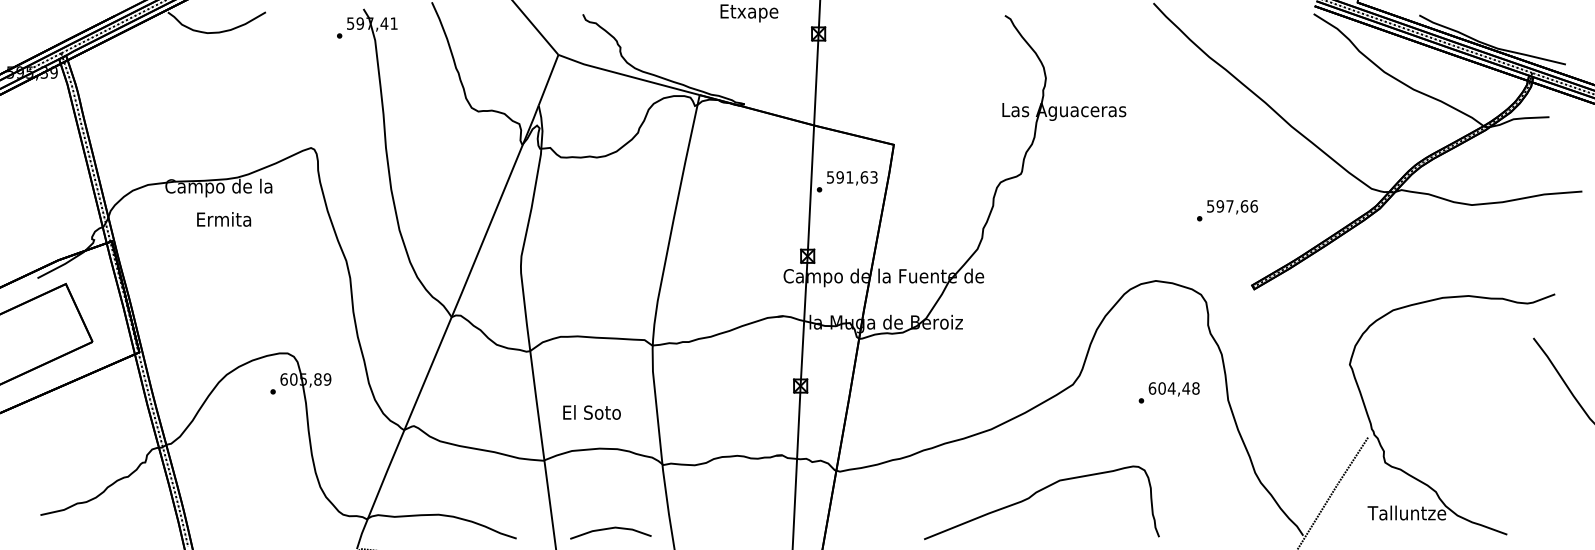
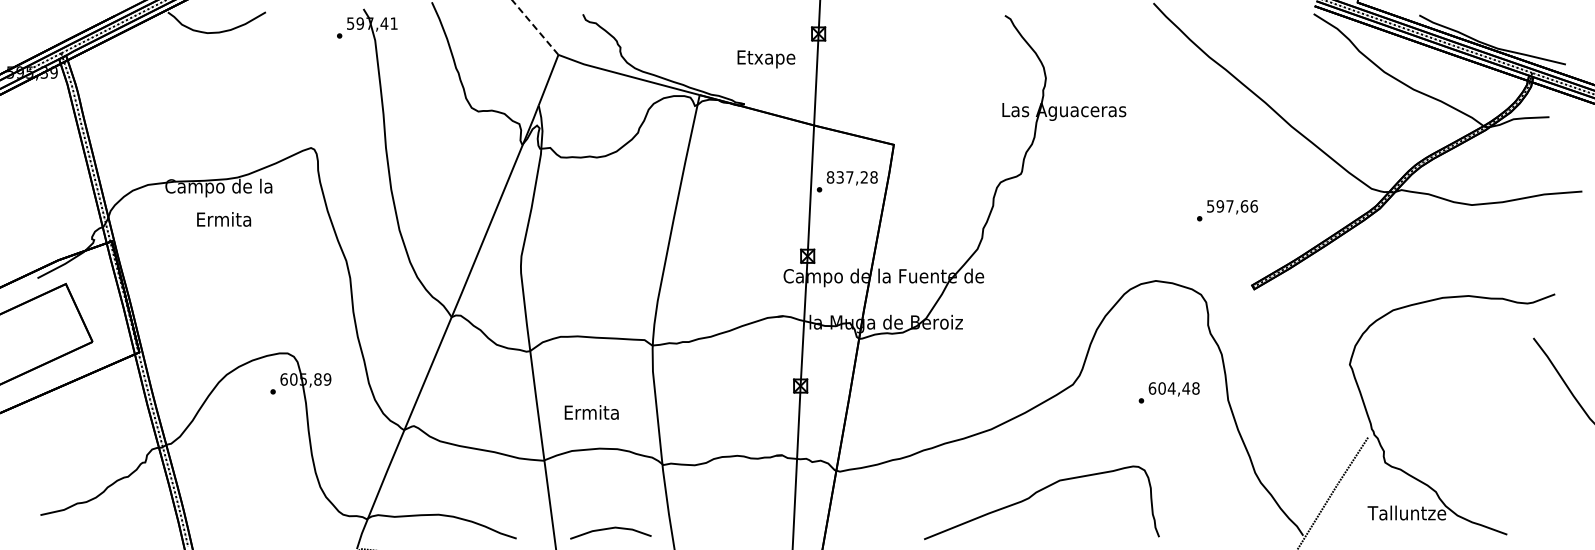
text position: (749, 13) -> (766, 59) (766, 59)
line: solid -> dashed (535, 27)
text: 591,63 -> 837,28 (851, 177)
text: El Soto -> Ermita (591, 412)
